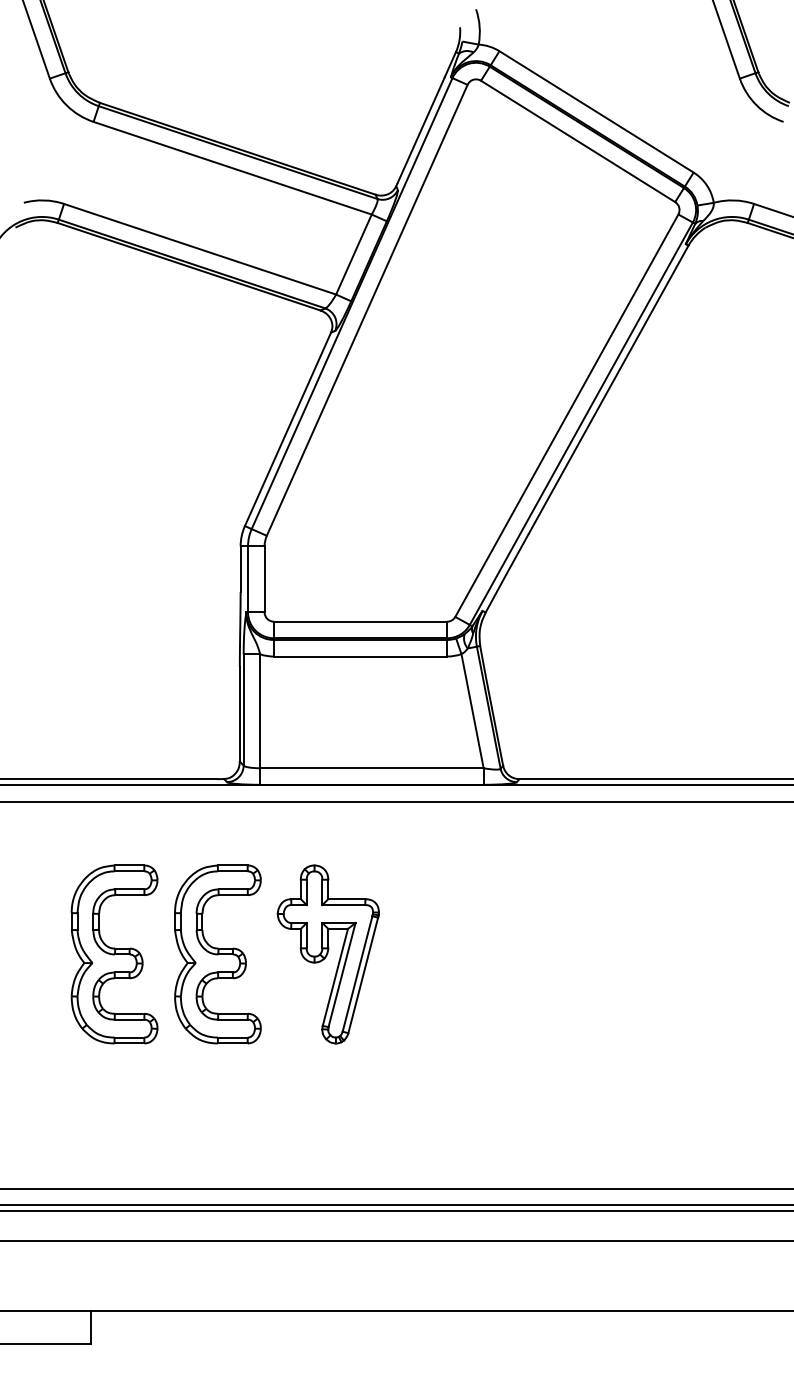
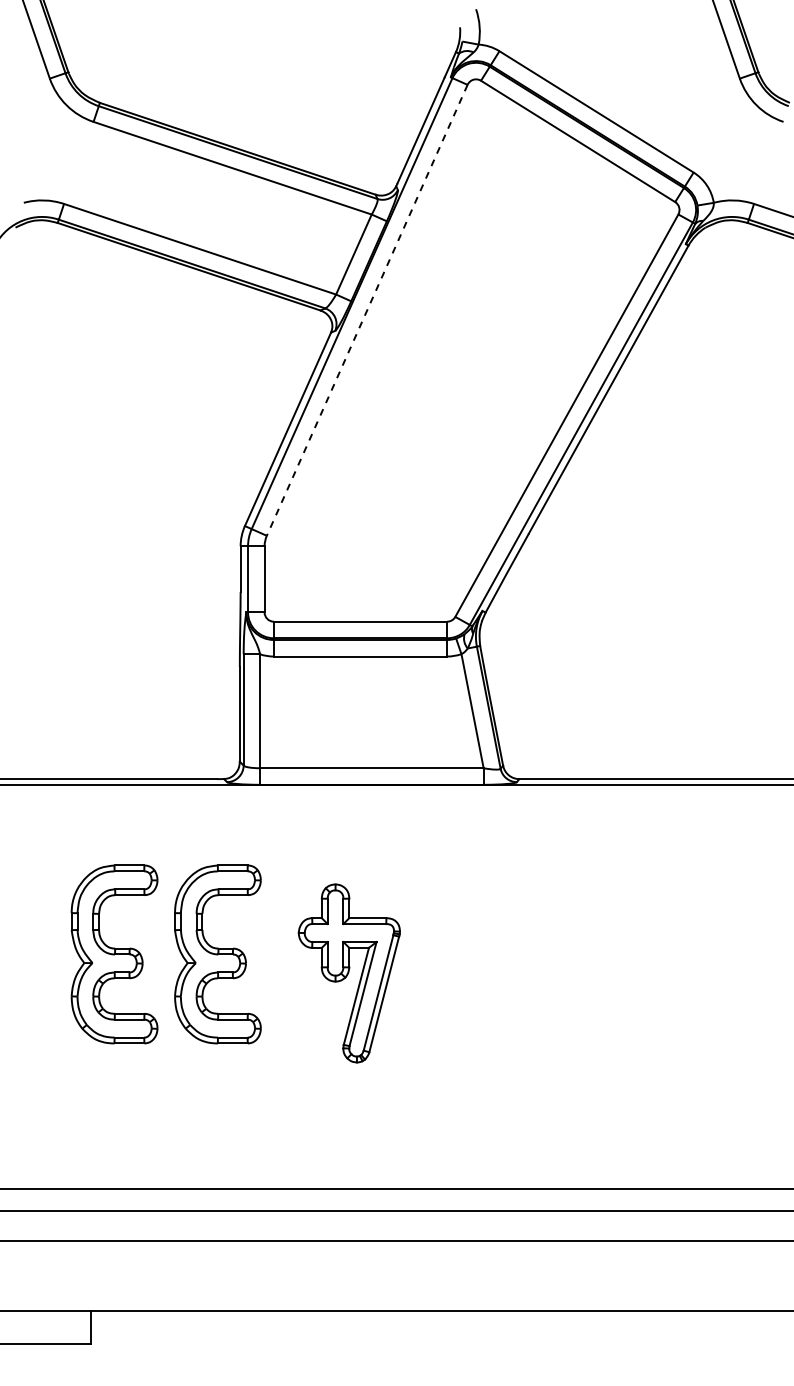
line: solid -> dashed (367, 310)
line: present -> none (396, 801)
part position: (327, 954) -> (348, 973) (348, 973)
line: present -> none (396, 1205)
